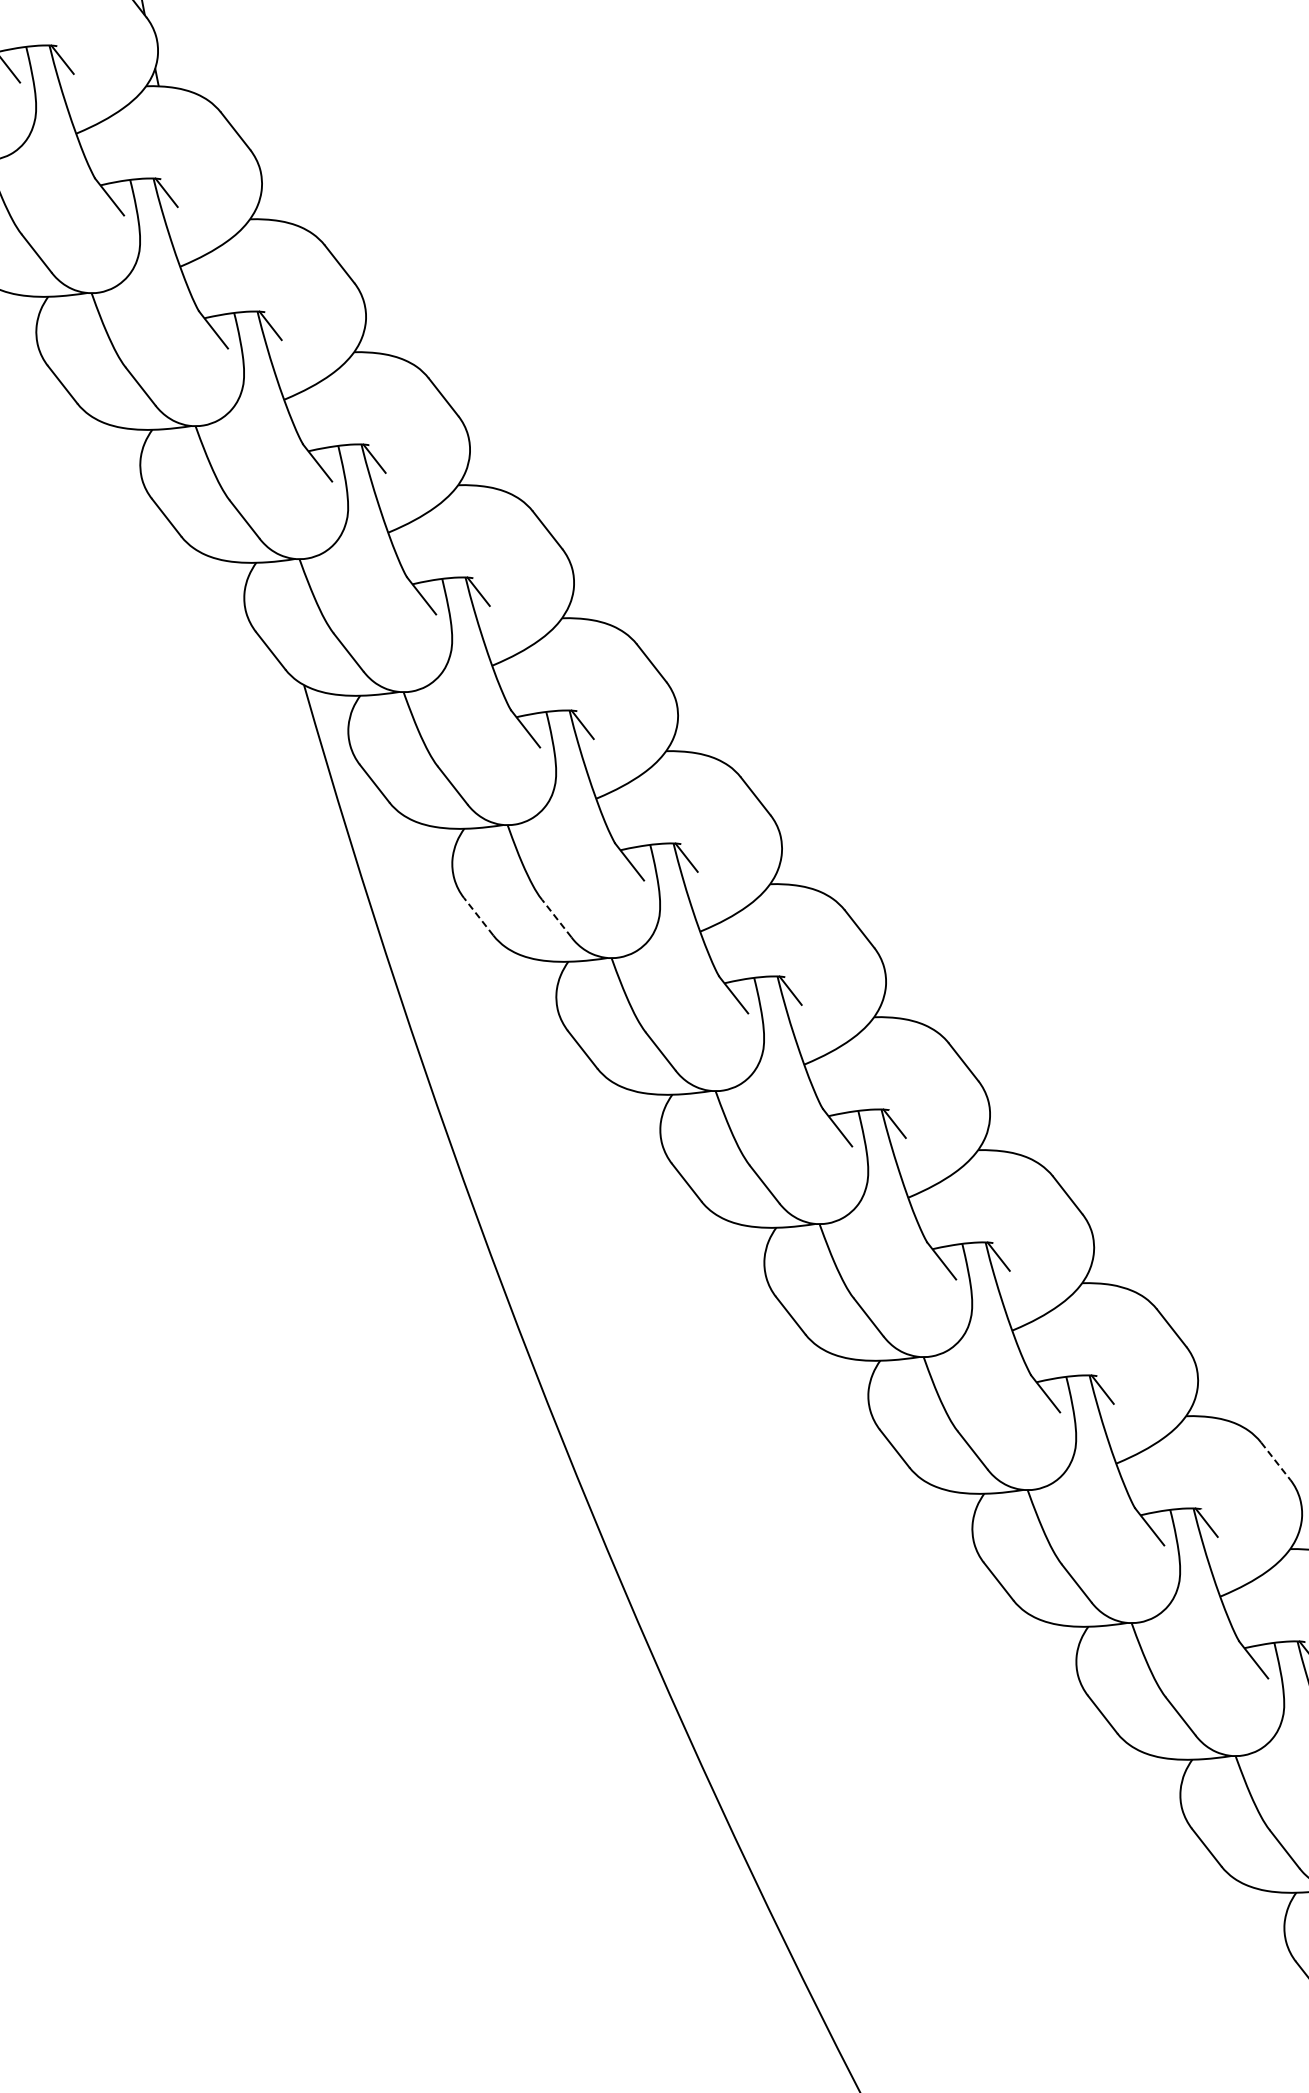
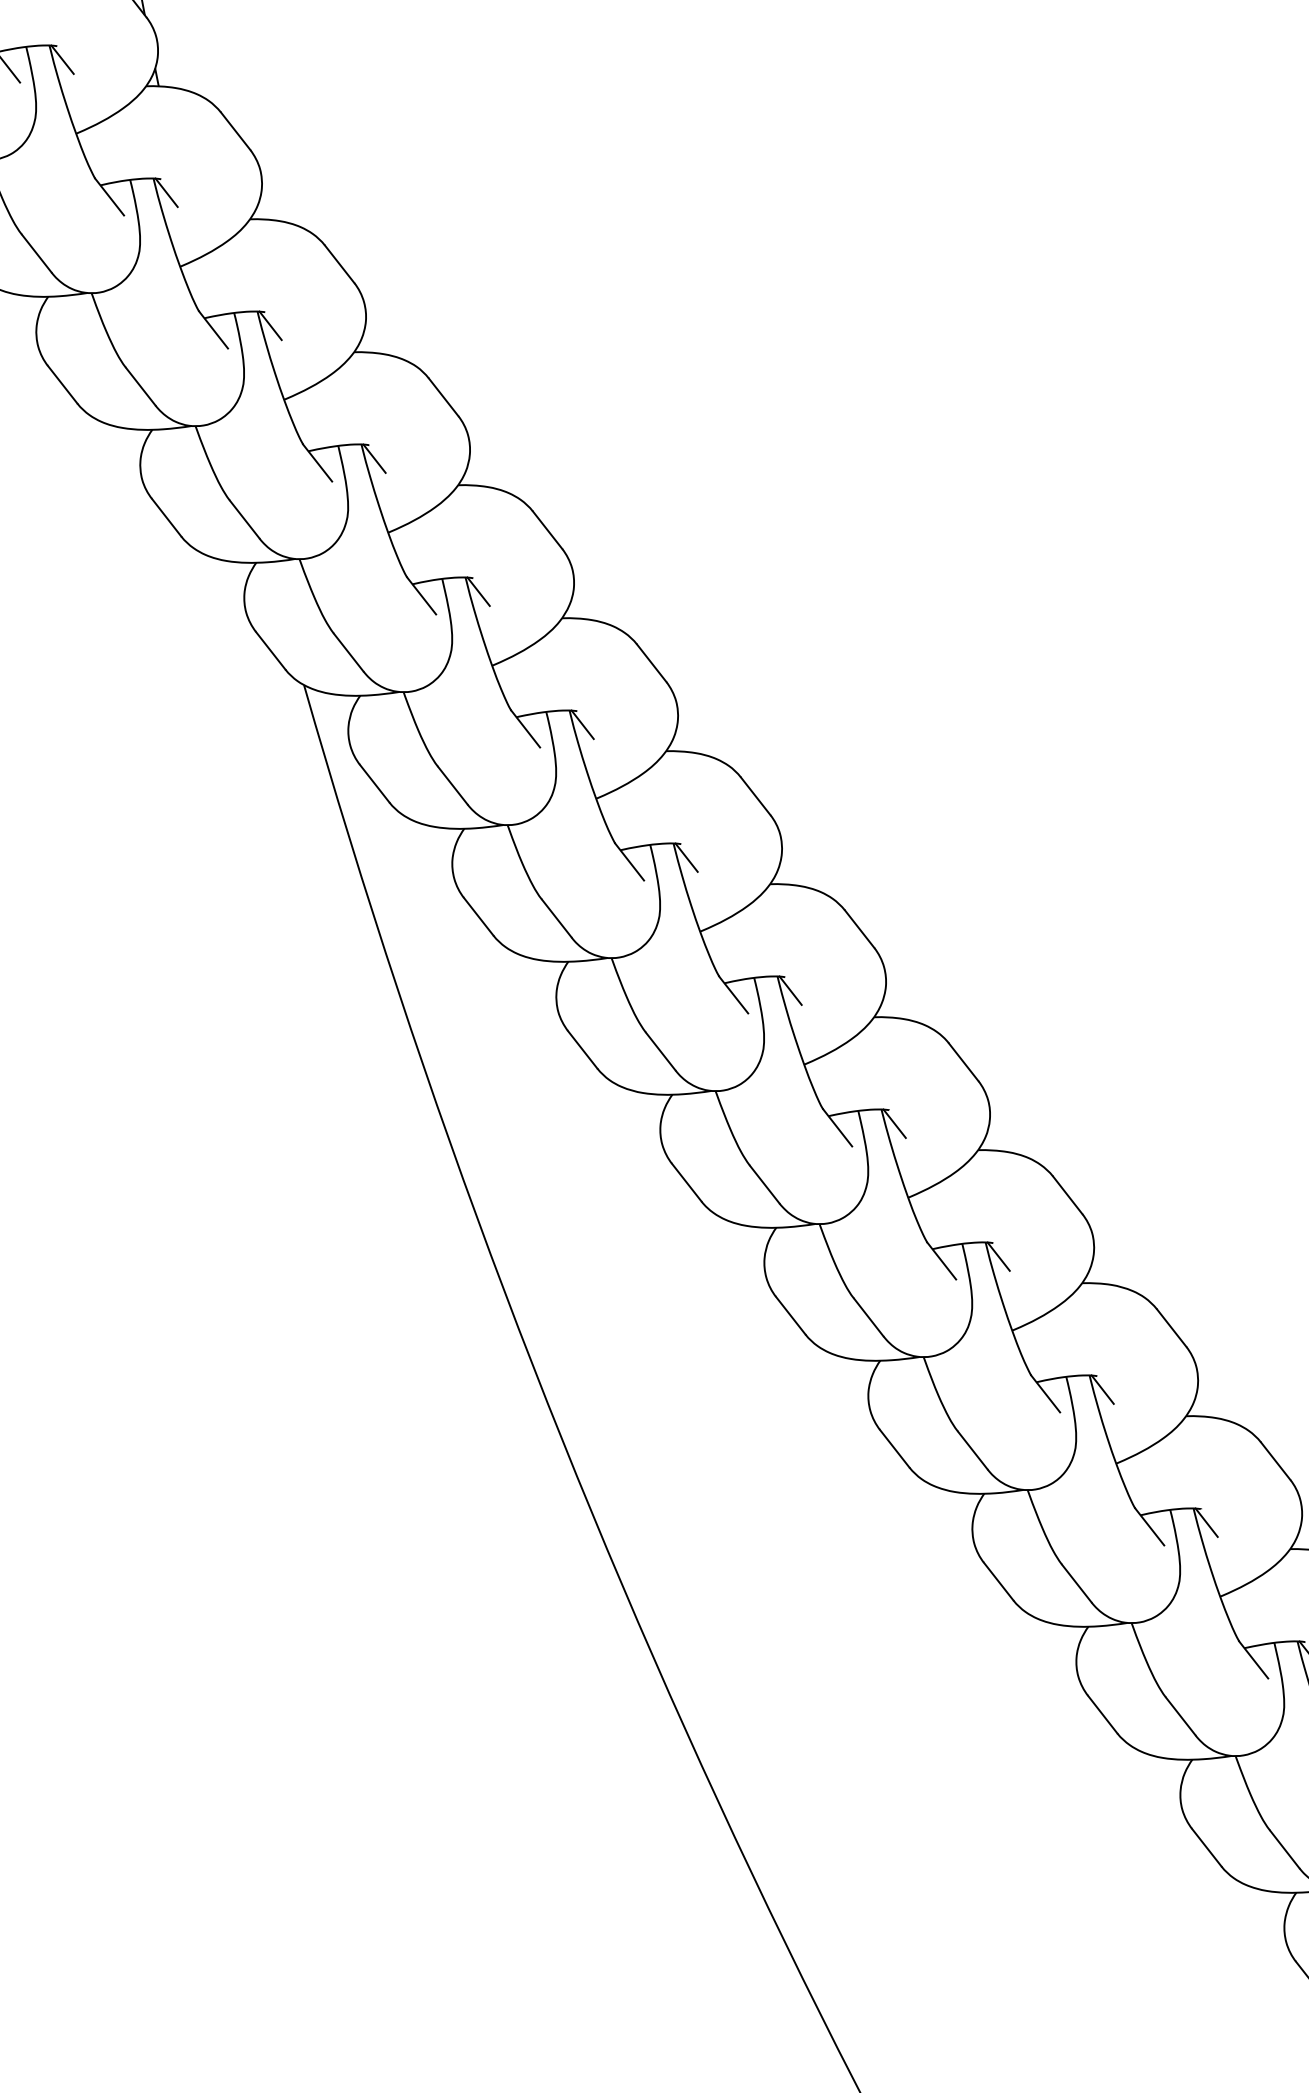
line: dashed -> solid (478, 916)
line: dashed -> solid (556, 918)
line: dashed -> solid (1275, 1461)
